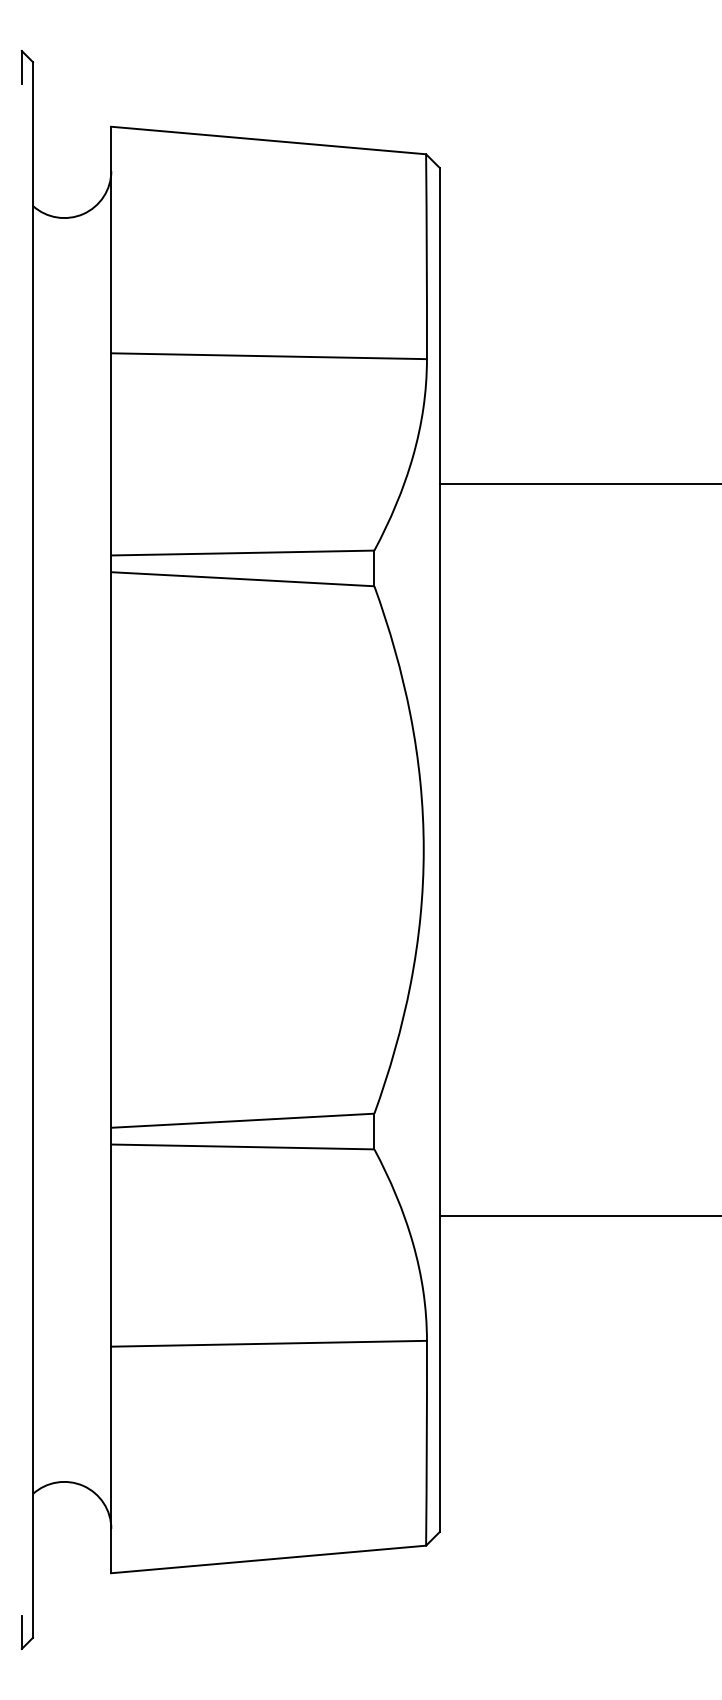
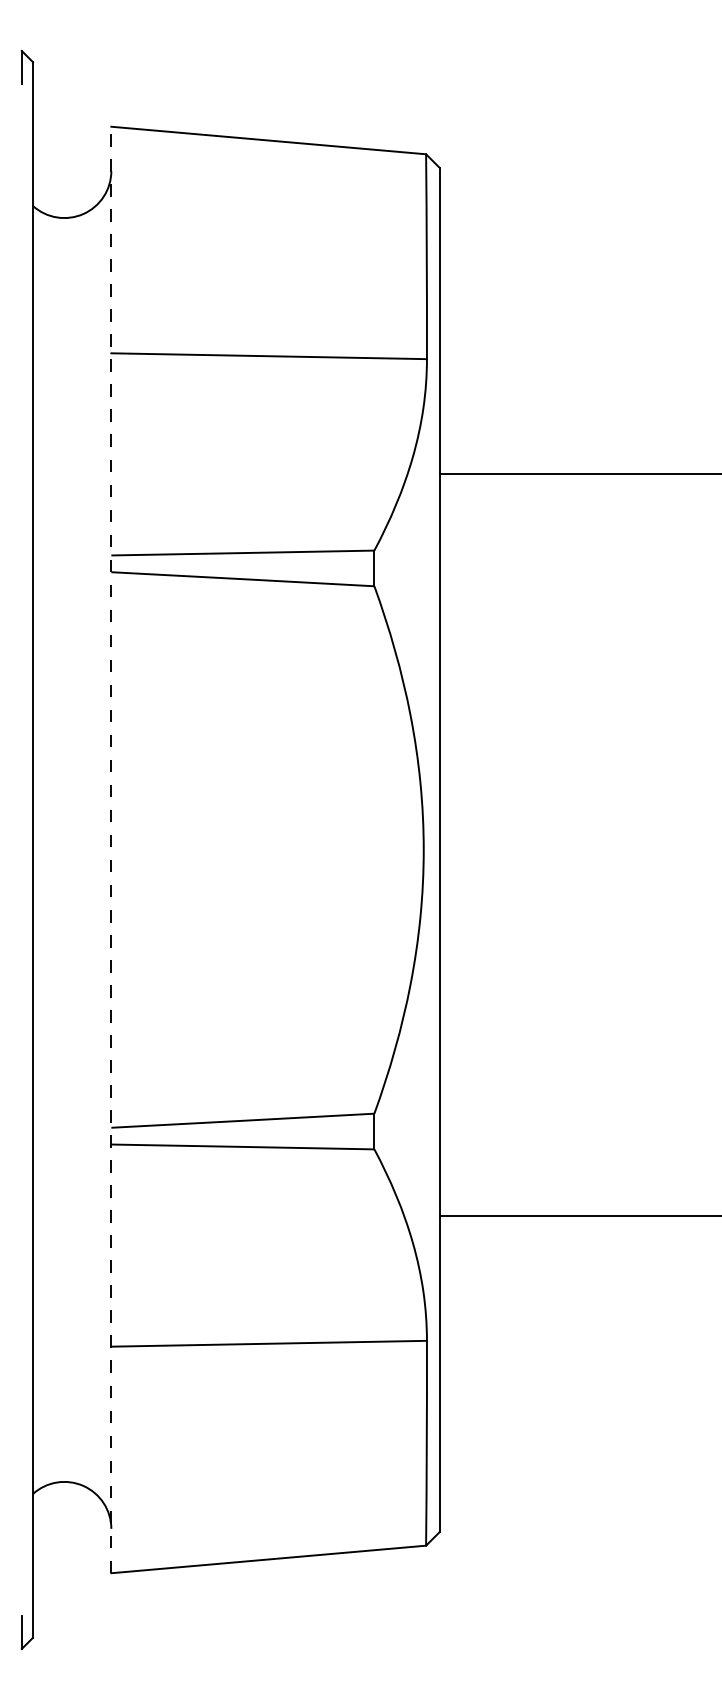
line position: (578, 483) -> (578, 473) (578, 473)
line: solid -> dashed (111, 849)
